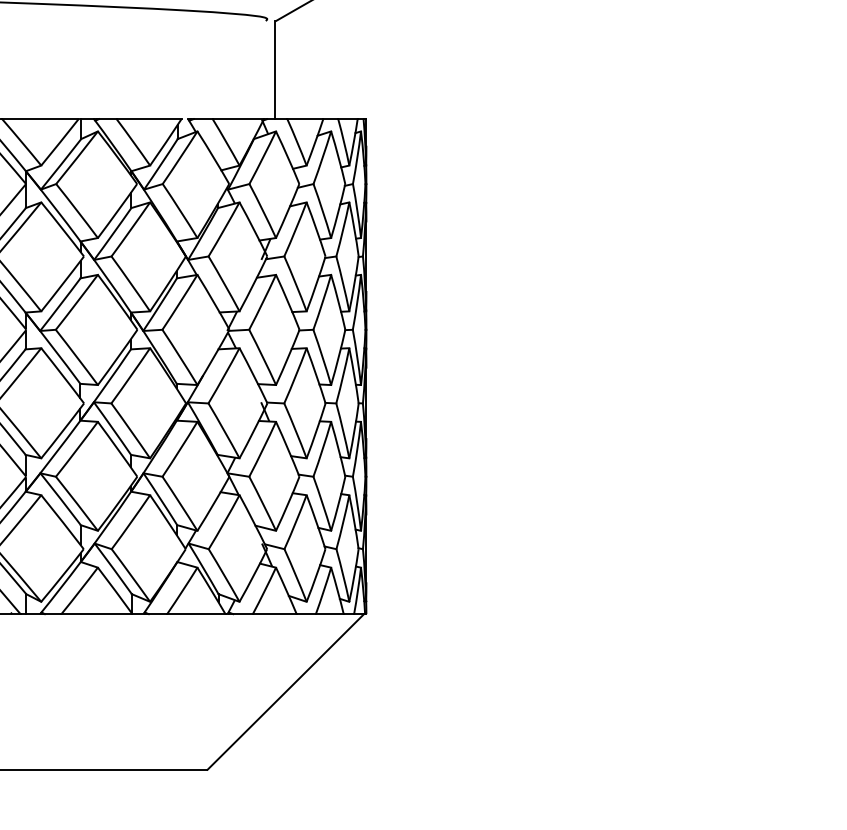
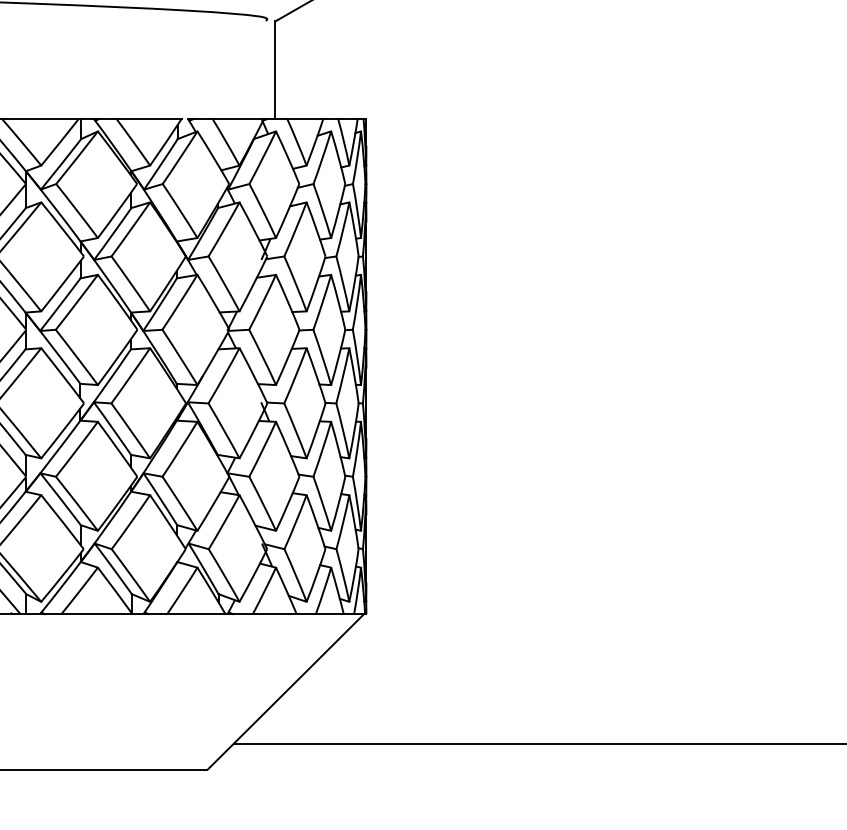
line: none -> present (538, 743)
